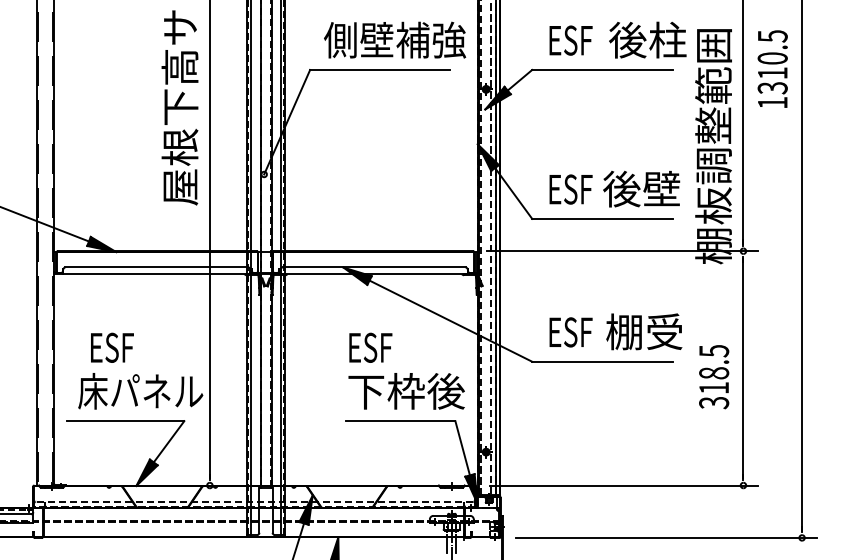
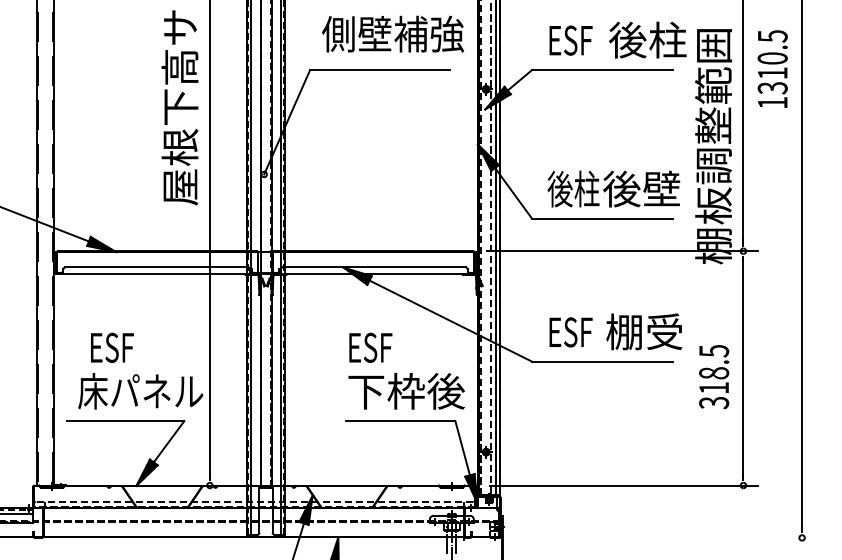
text position: (395, 39) -> (393, 33) (393, 33)
text: ESF -> 後柱 (573, 188)
line: present -> none (666, 537)
